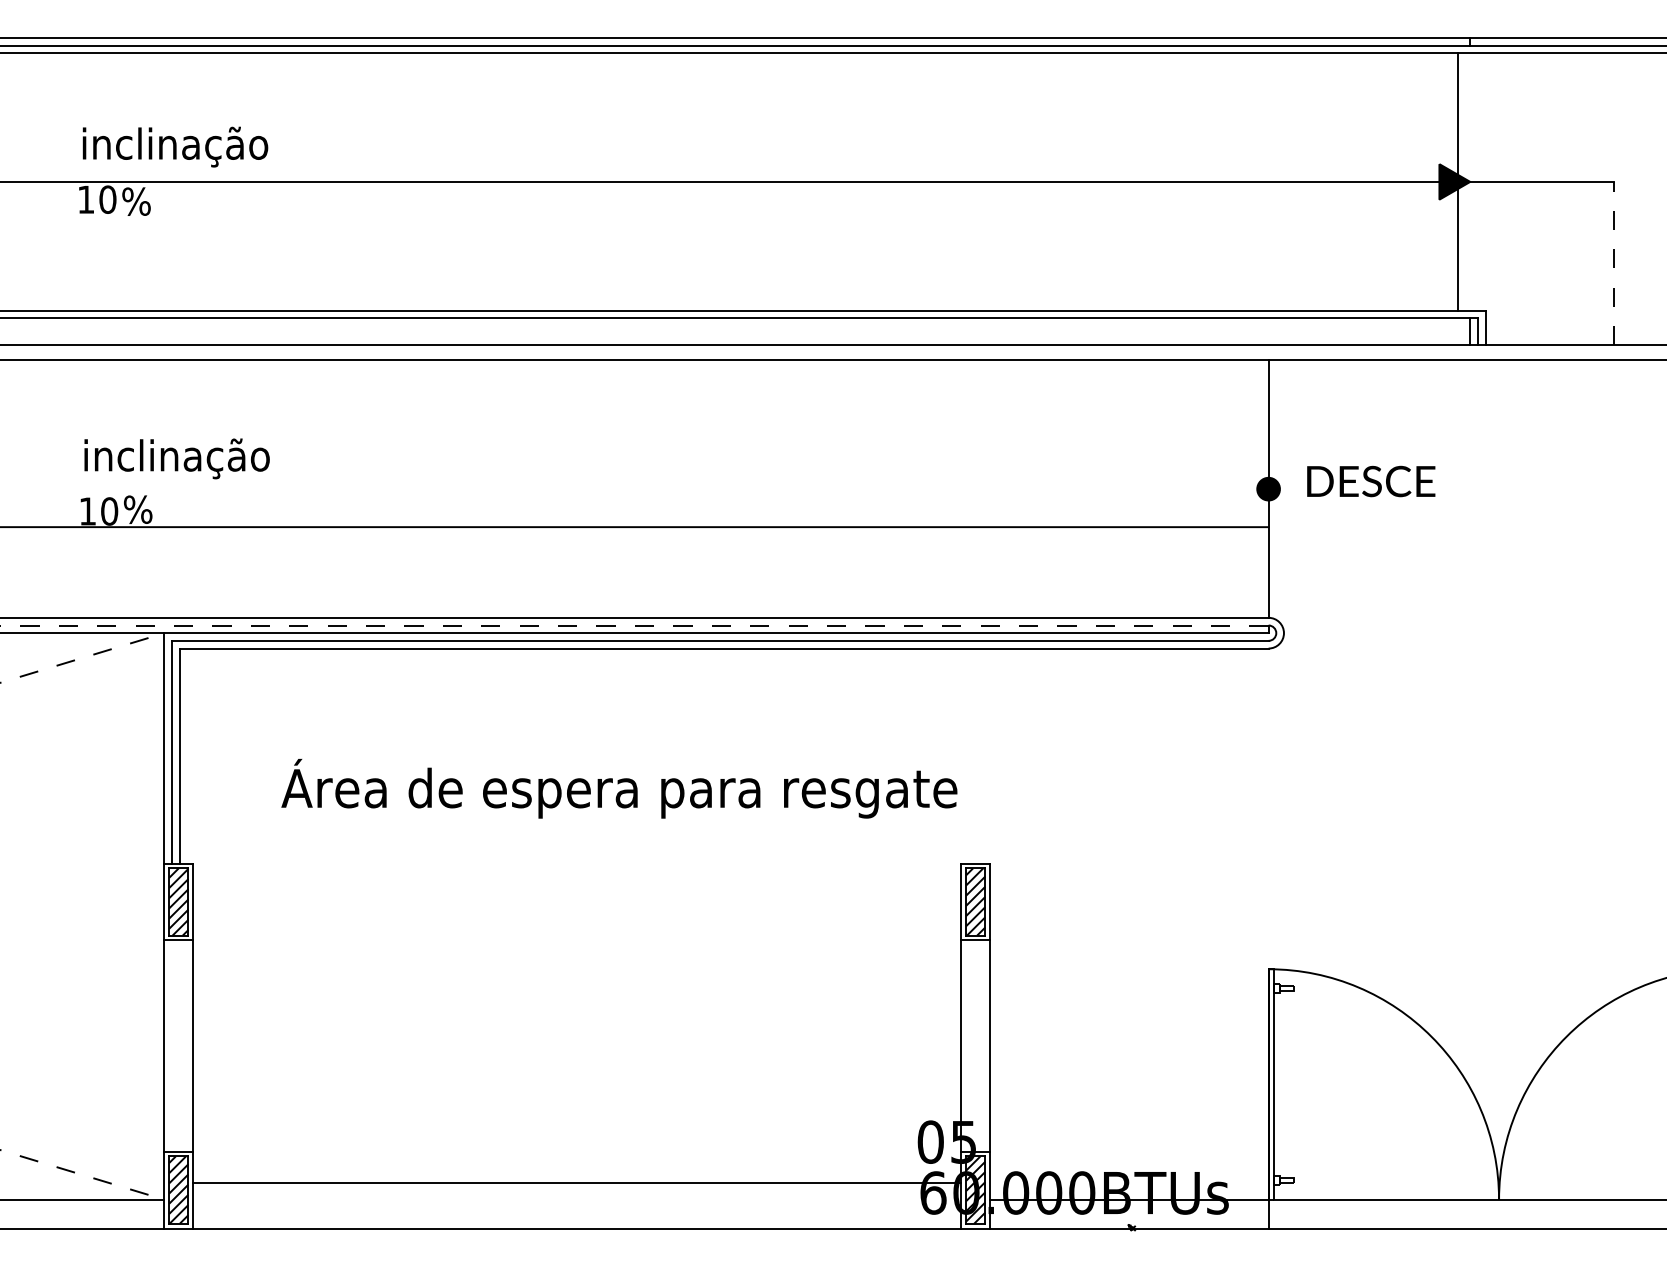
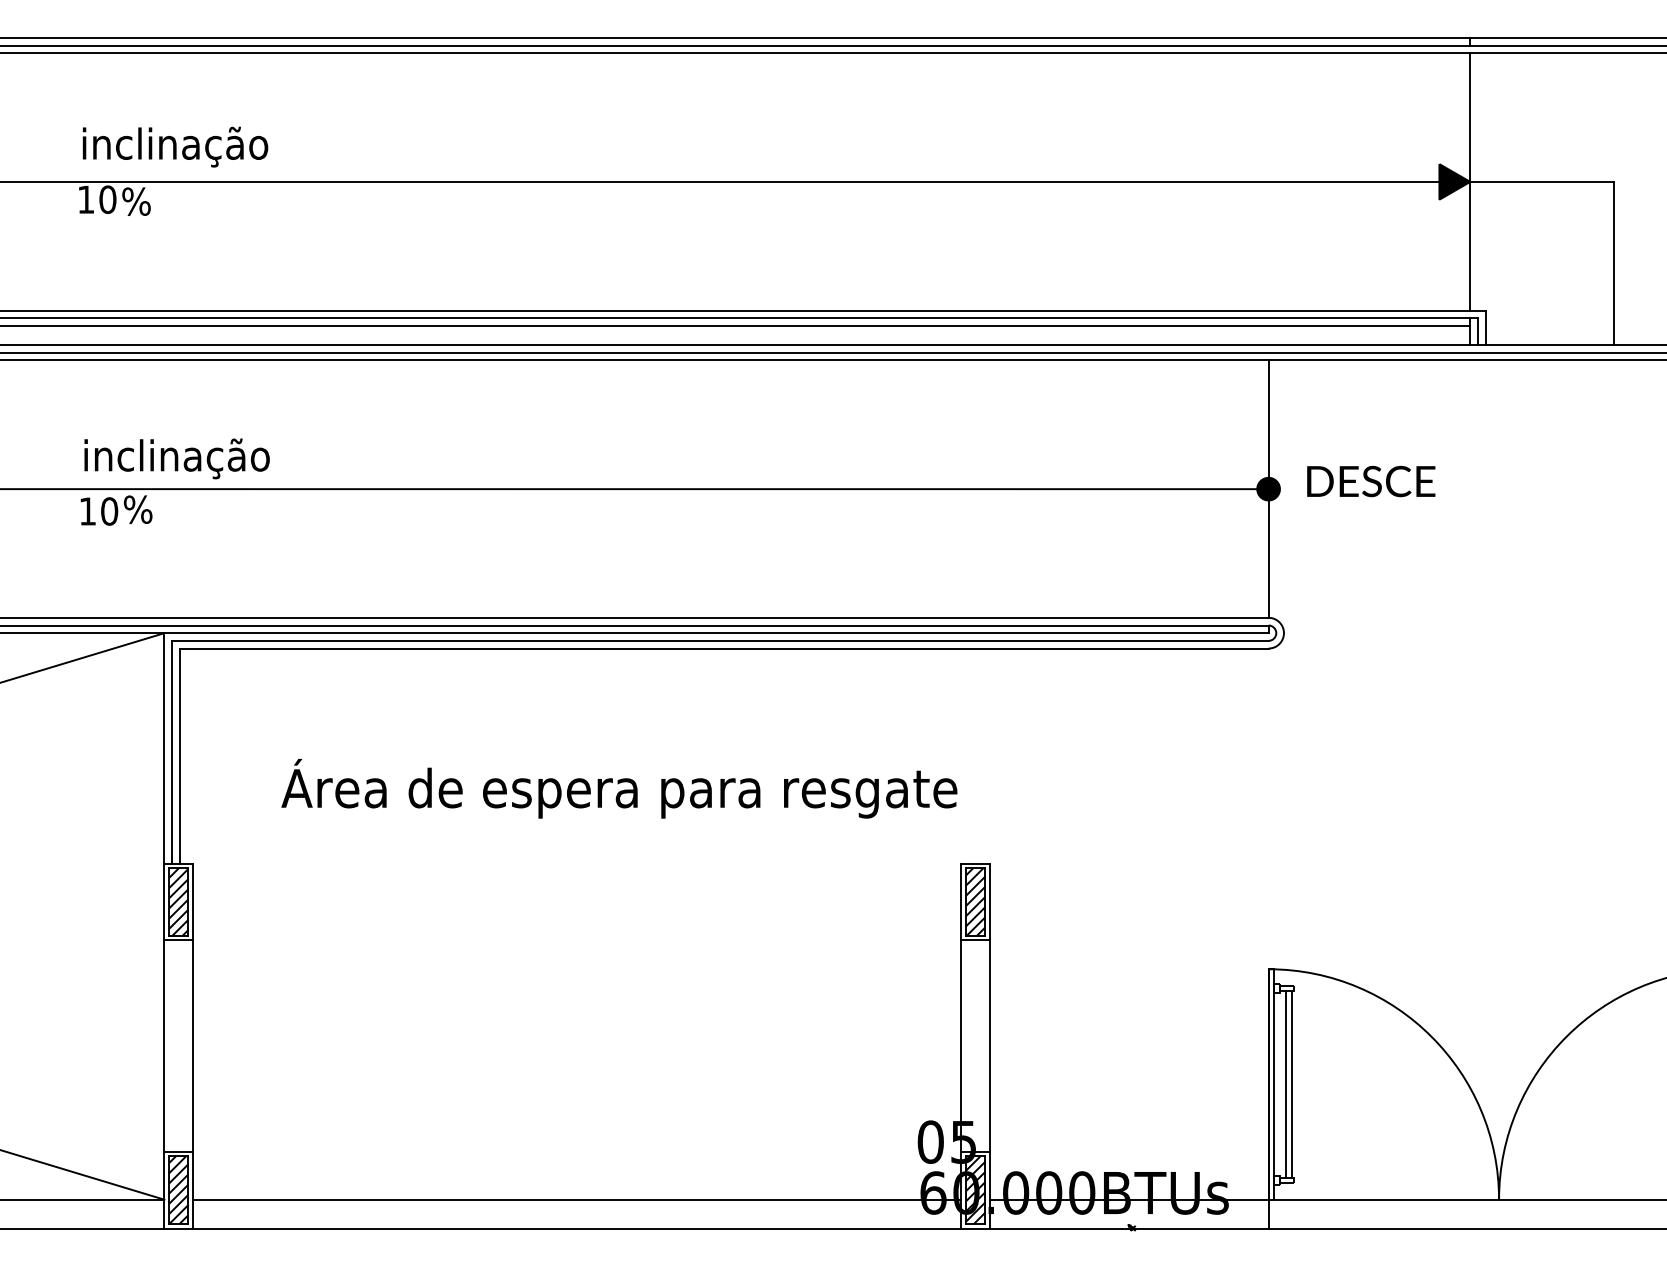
line position: (1458, 181) -> (1470, 181) (1470, 181)
line: dashed -> solid (1614, 263)
line: none -> present (736, 325)
line: none -> present (832, 352)
line position: (635, 527) -> (635, 489) (635, 489)
line: dashed -> solid (634, 625)
line: dashed -> solid (83, 657)
line: none -> present (1285, 1084)
line: none -> present (1291, 1084)
line: dashed -> solid (83, 1175)
line position: (577, 1182) -> (577, 1199) (577, 1199)
